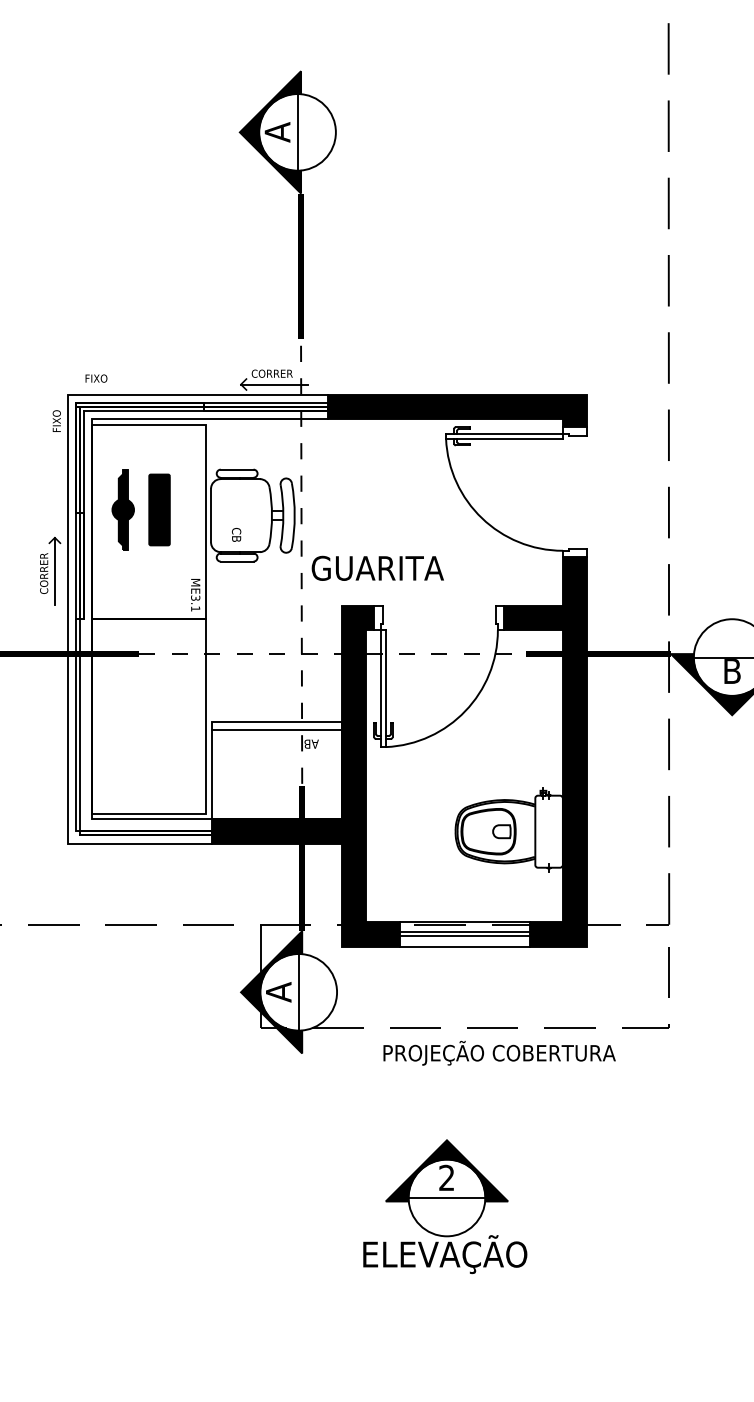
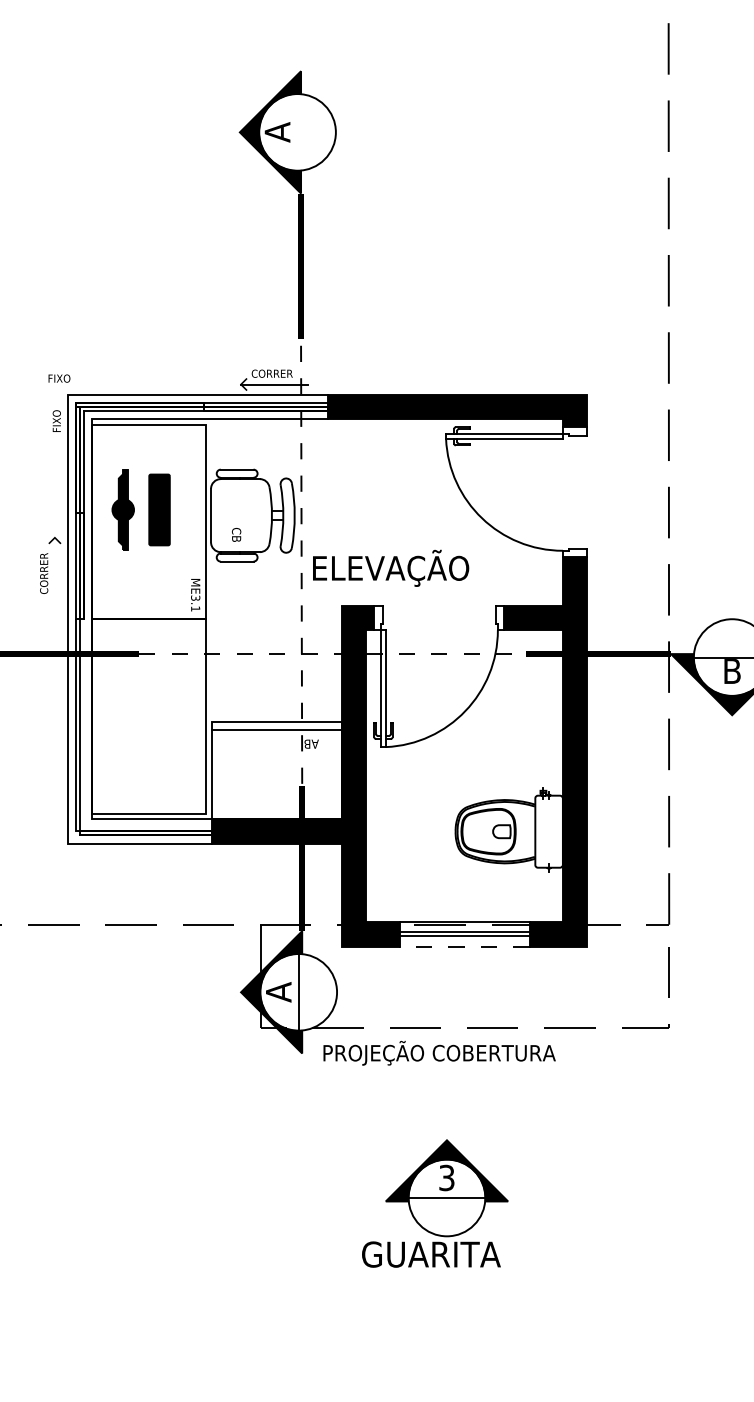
line: present -> none (297, 132)
text position: (96, 378) -> (59, 378) (59, 378)
text: GUARITA -> ELEVAÇÃO (390, 567)
line: present -> none (54, 570)
line: solid -> dashed (464, 946)
text position: (499, 1052) -> (439, 1052) (439, 1052)
text: 2 -> 3 (446, 1178)
text: ELEVAÇÃO -> GUARITA (444, 1254)
